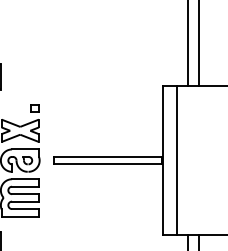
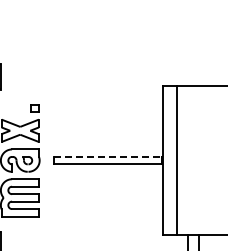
line: present -> none (187, 44)
line: present -> none (199, 44)
line: solid -> dashed (108, 156)
